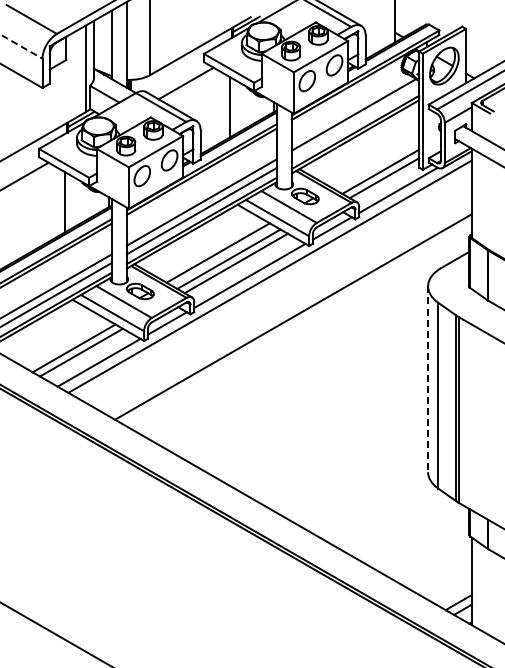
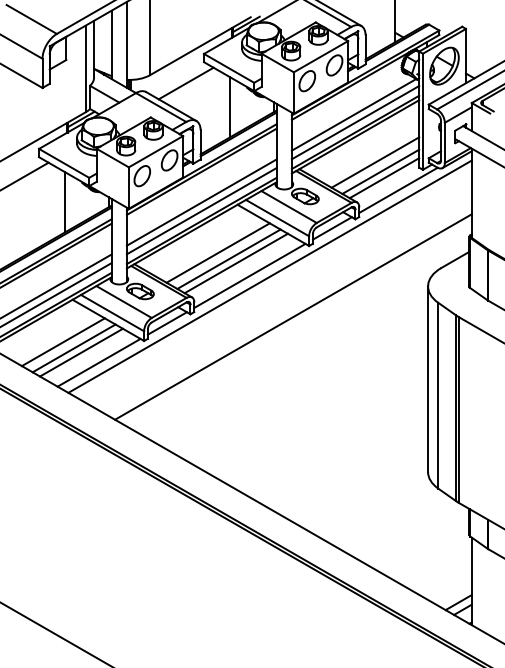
line: dashed -> solid (21, 46)
line: none -> present (355, 122)
line: none -> present (375, 162)
line: none -> present (62, 342)
line: dashed -> solid (428, 379)
